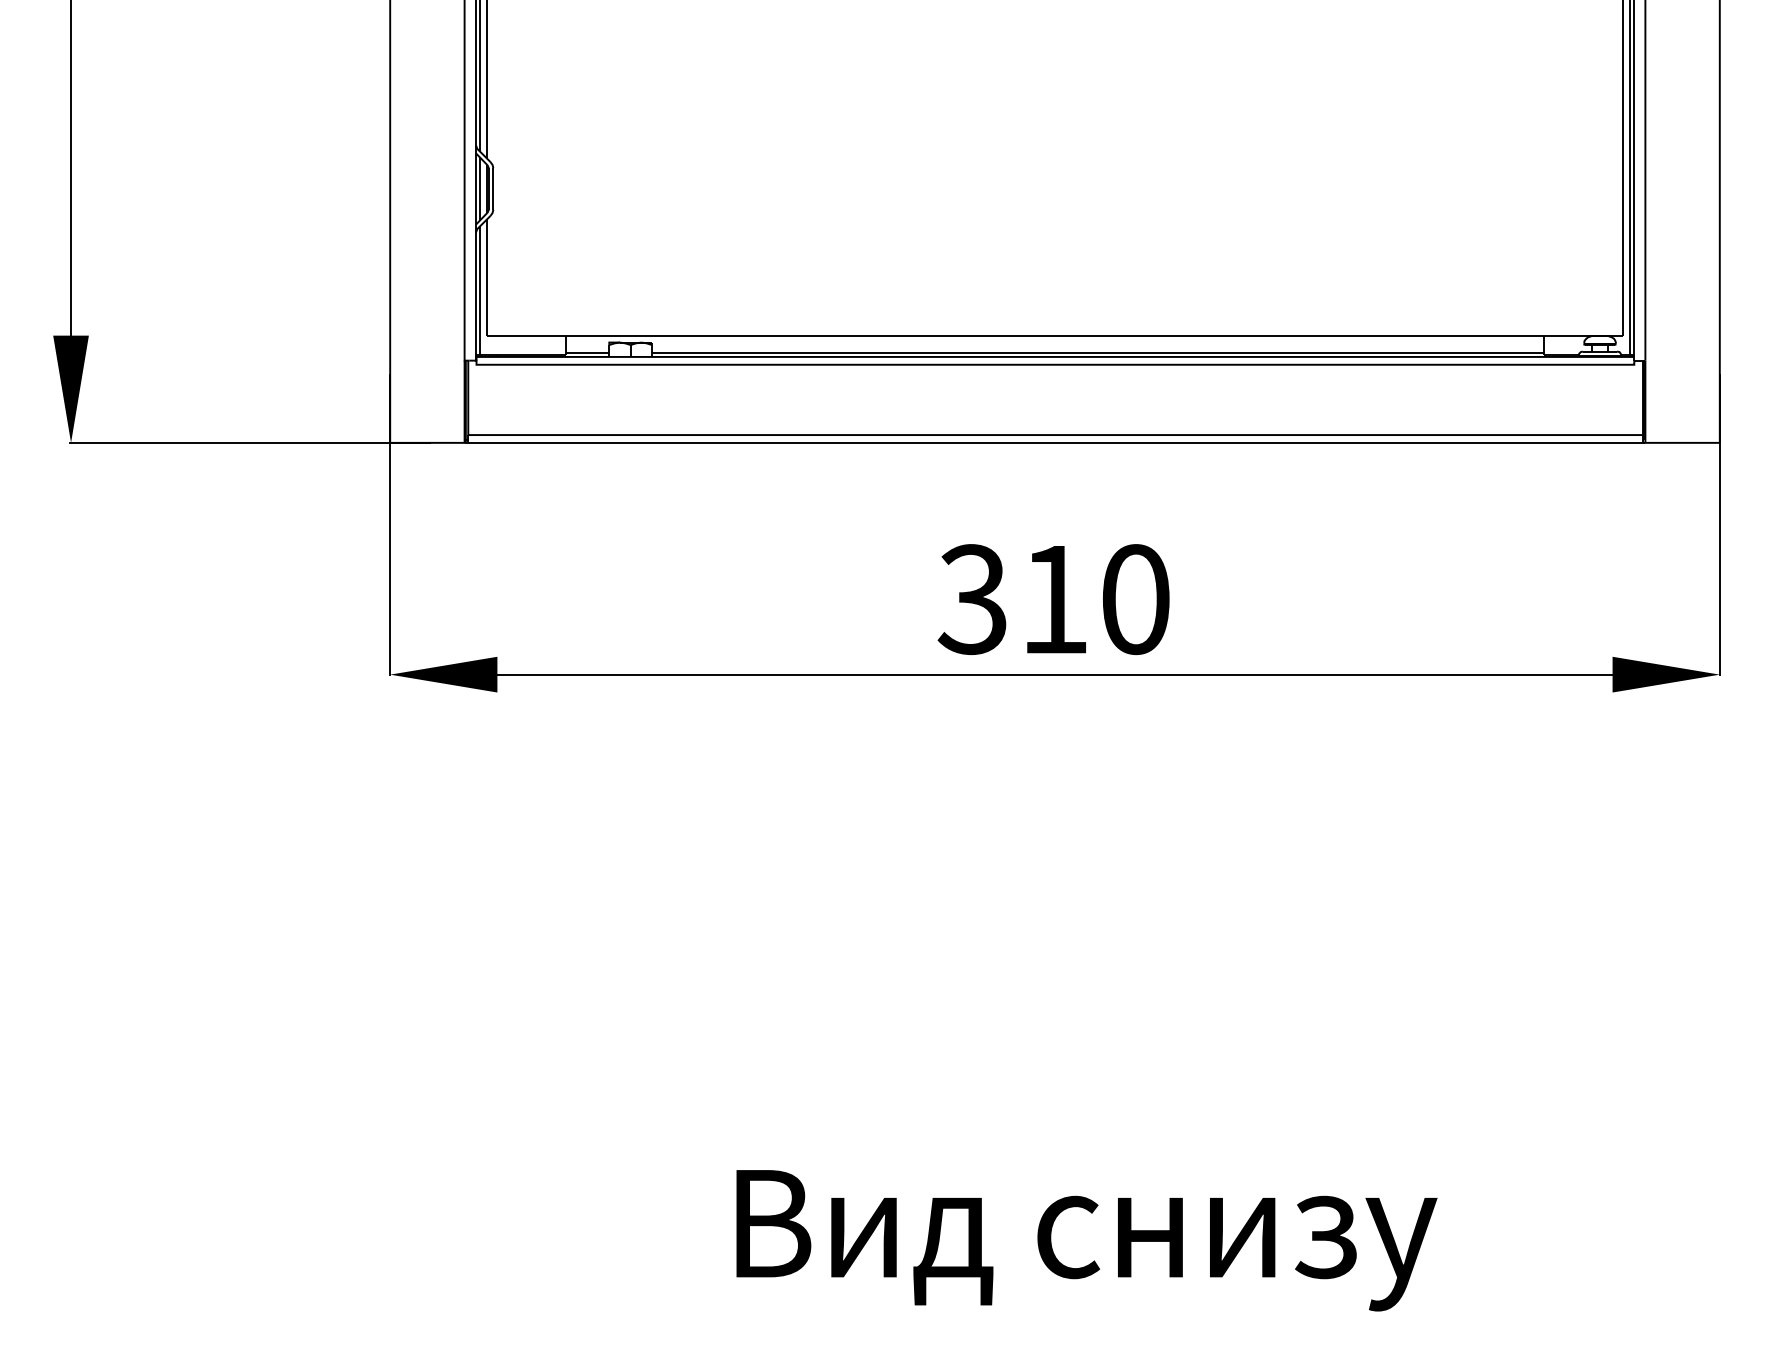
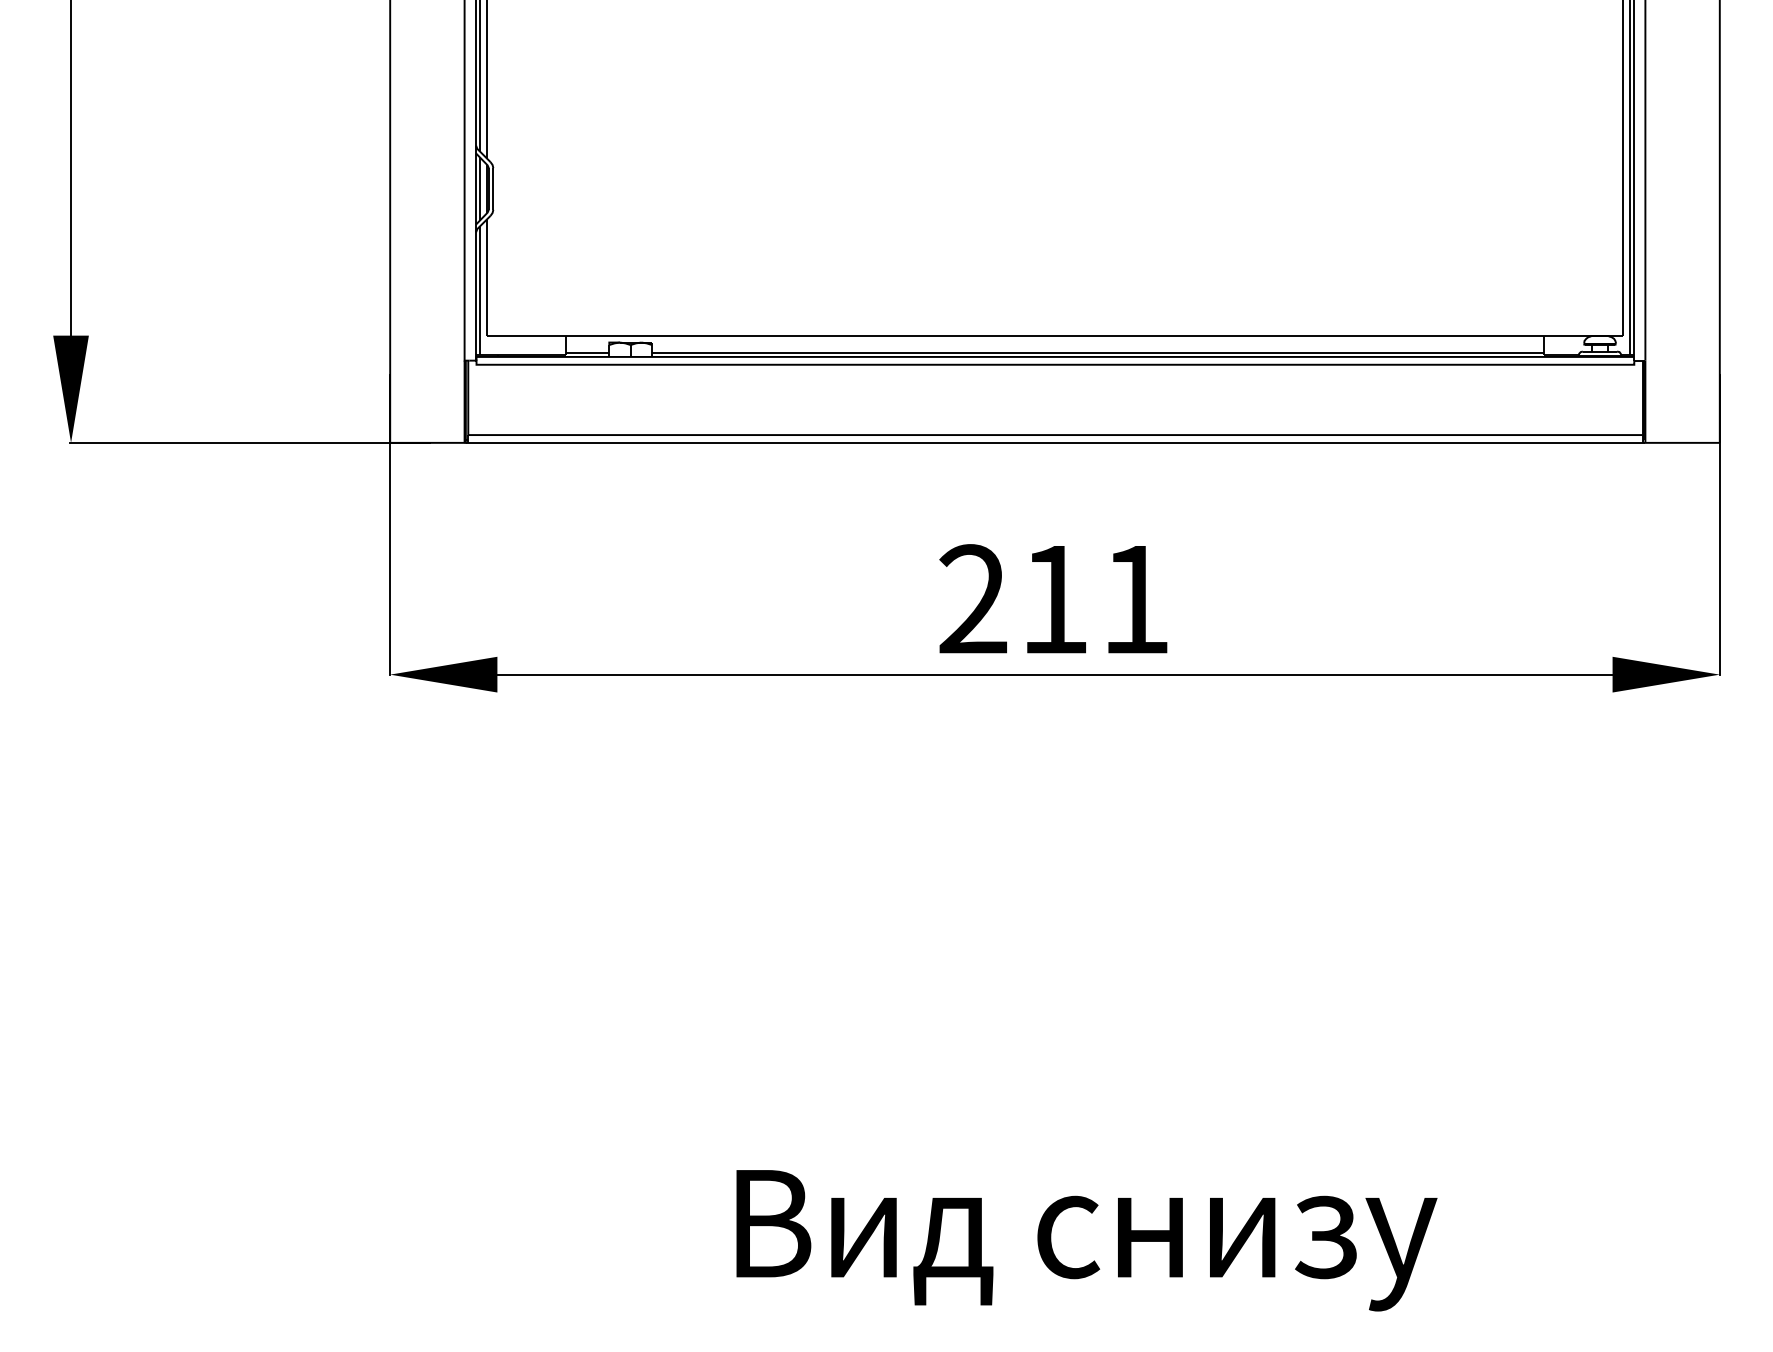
text: 310 -> 211 (1053, 599)
